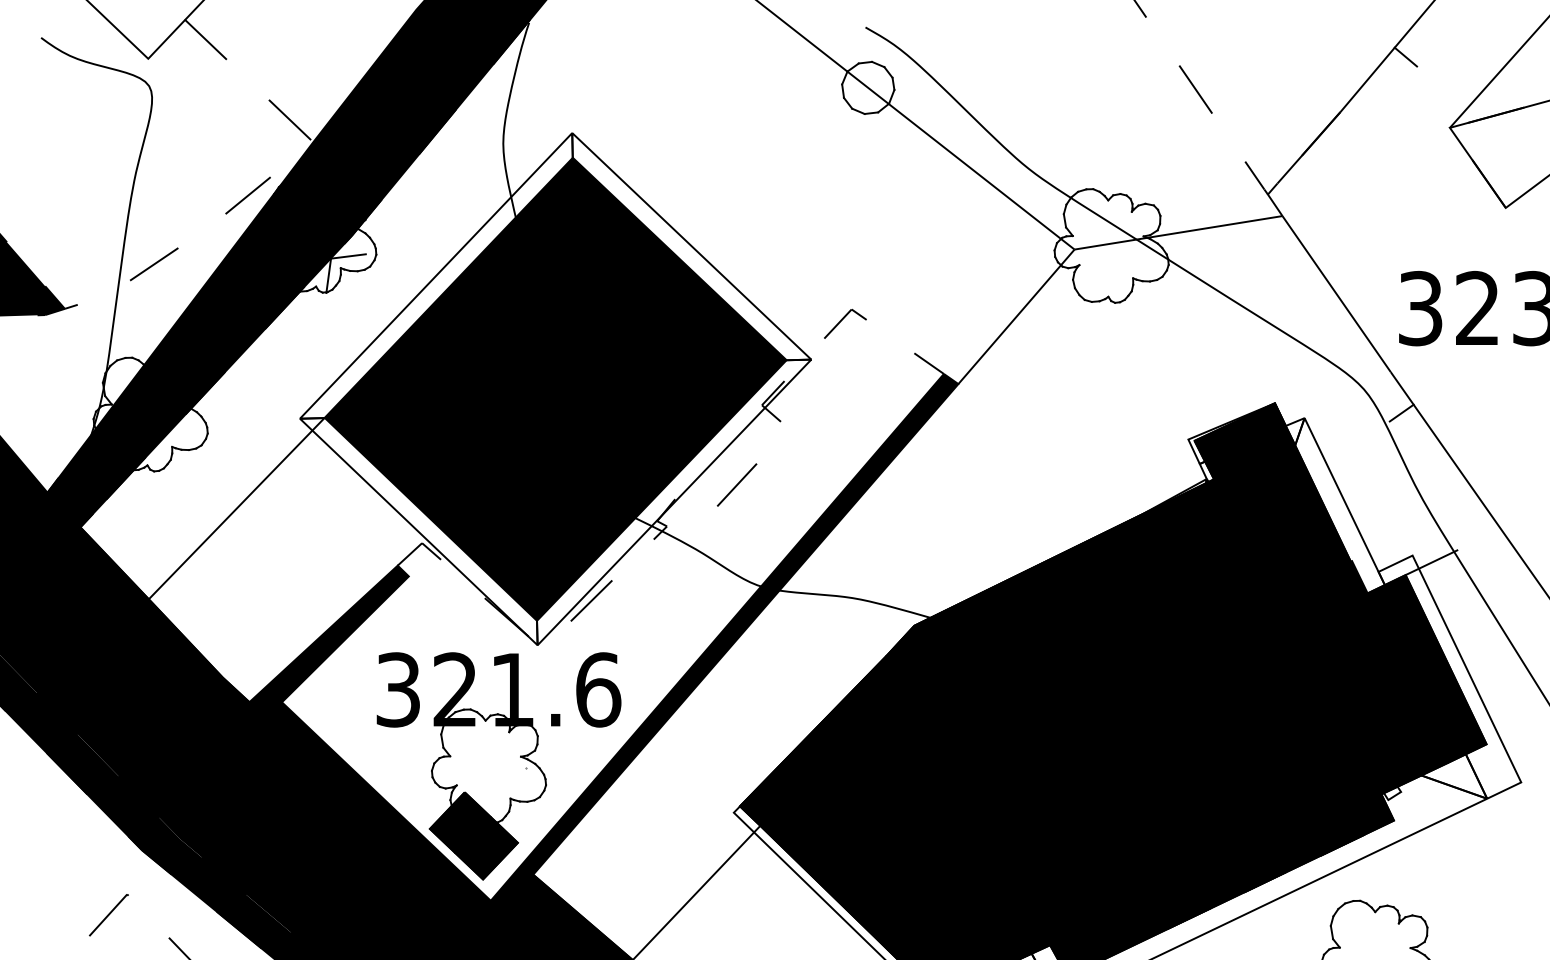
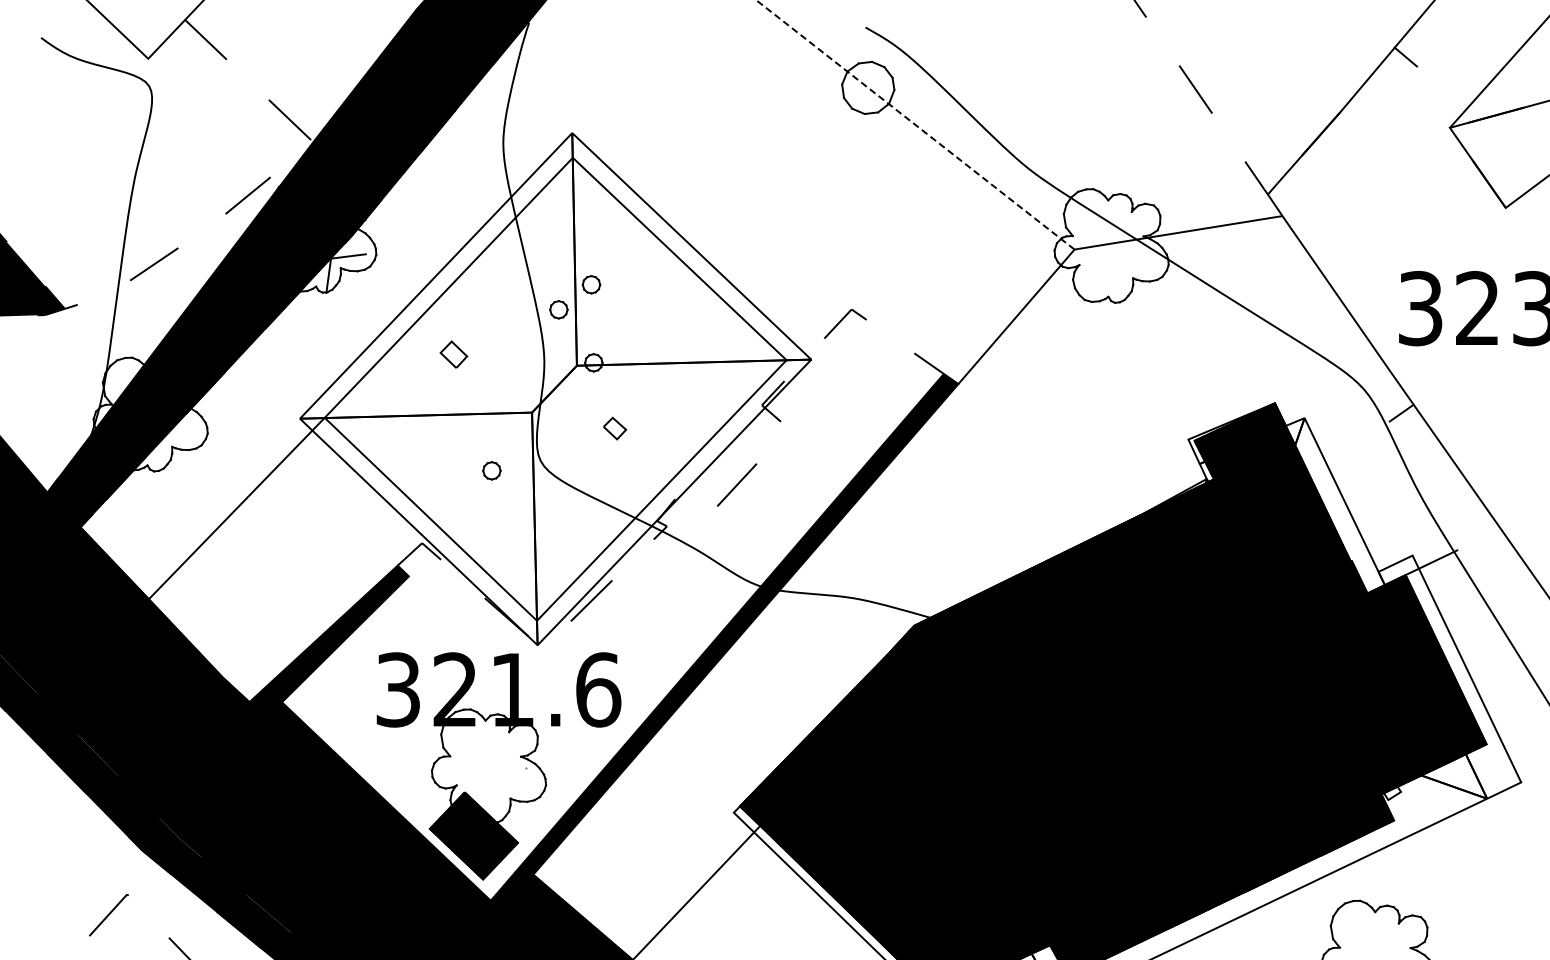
line: solid -> dashed (914, 124)
fill: present -> none (555, 388)
